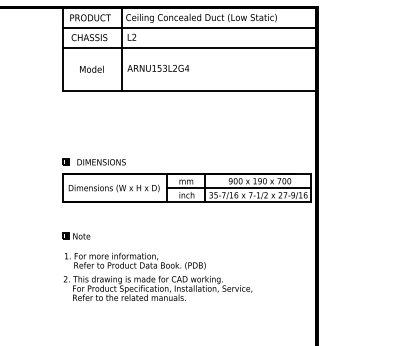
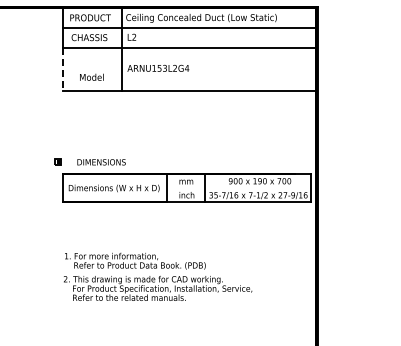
text position: (91, 68) -> (91, 76) (91, 76)
line: solid -> dashed (63, 69)
part position: (65, 161) -> (57, 161) (57, 161)
line: present -> none (239, 188)
part: present -> none (76, 235)
